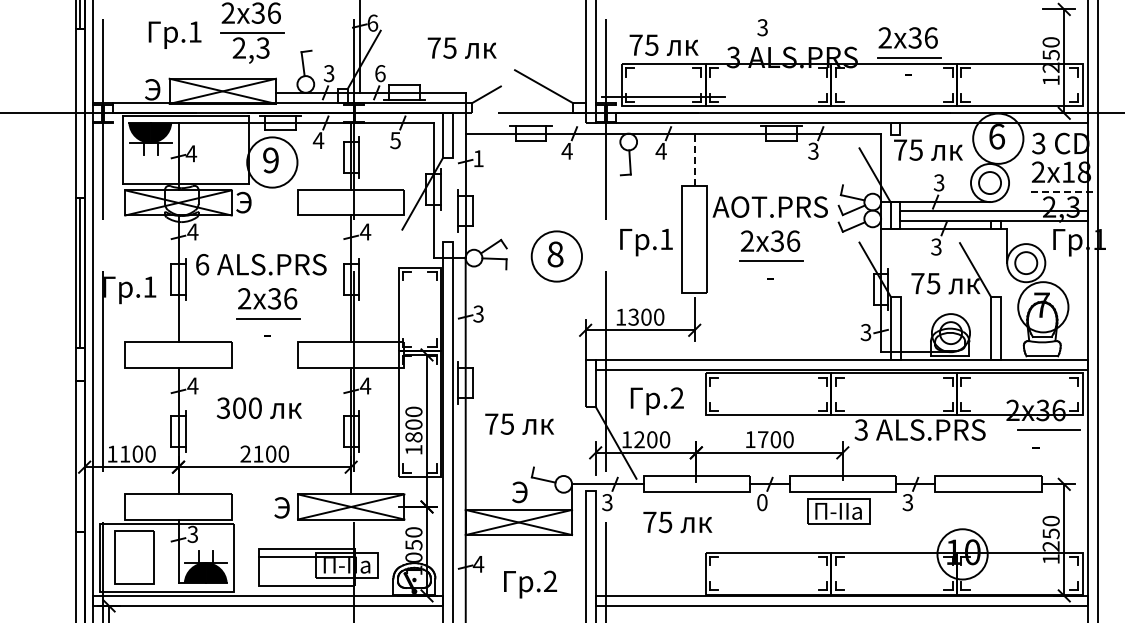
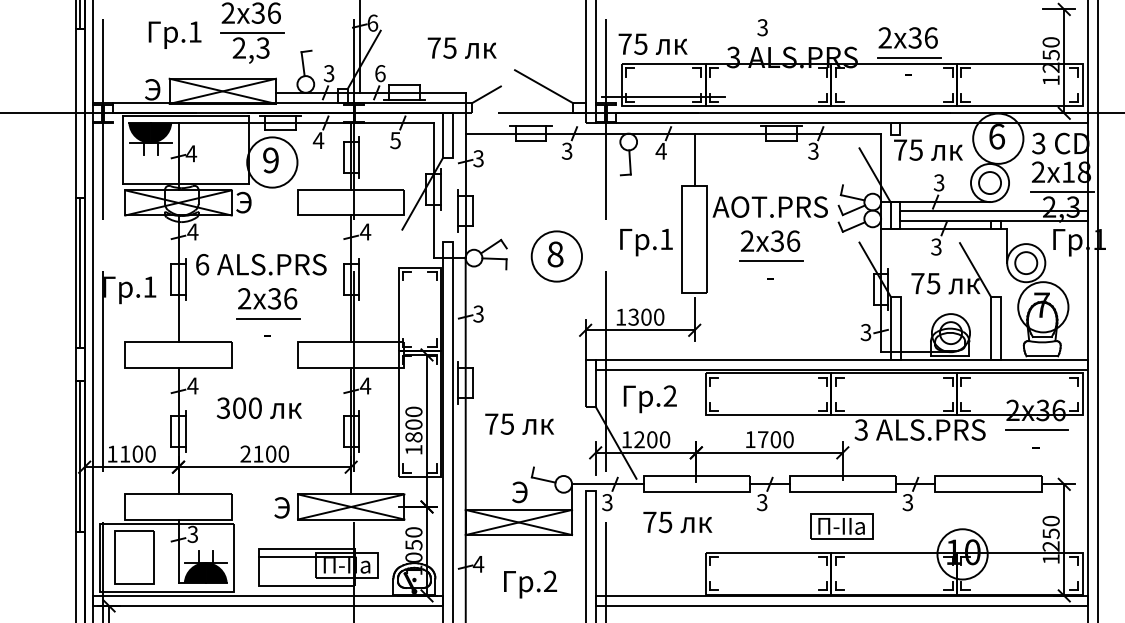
text position: (663, 44) -> (652, 43) (652, 43)
text: 4 -> 3 (566, 150)
text: 1 -> 3 (478, 158)
line: dashed -> solid (694, 159)
line: dashed -> solid (1062, 192)
text position: (656, 401) -> (649, 399) (649, 399)
line position: (1048, 429) -> (1036, 429) (1036, 429)
line: none -> present (80, 456)
text: 0 -> 3 (762, 502)
part position: (838, 511) -> (841, 526) (841, 526)
